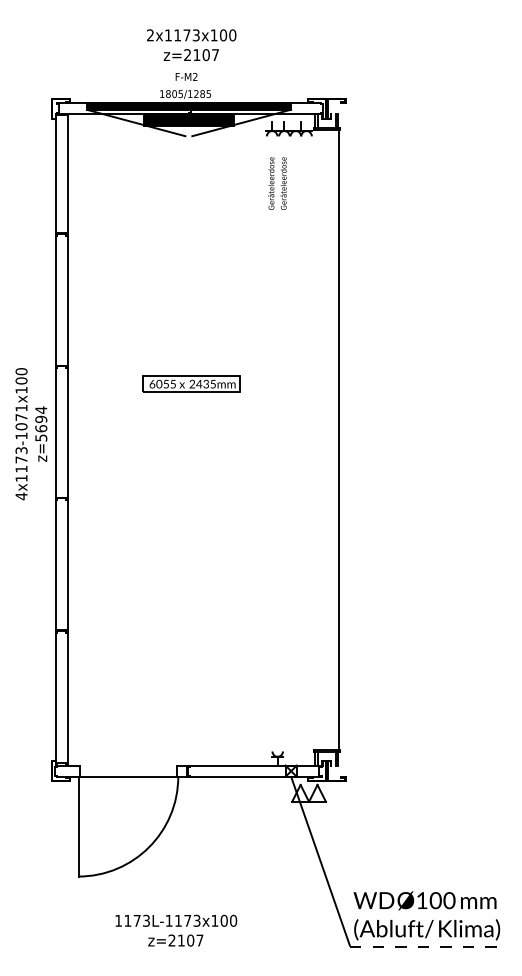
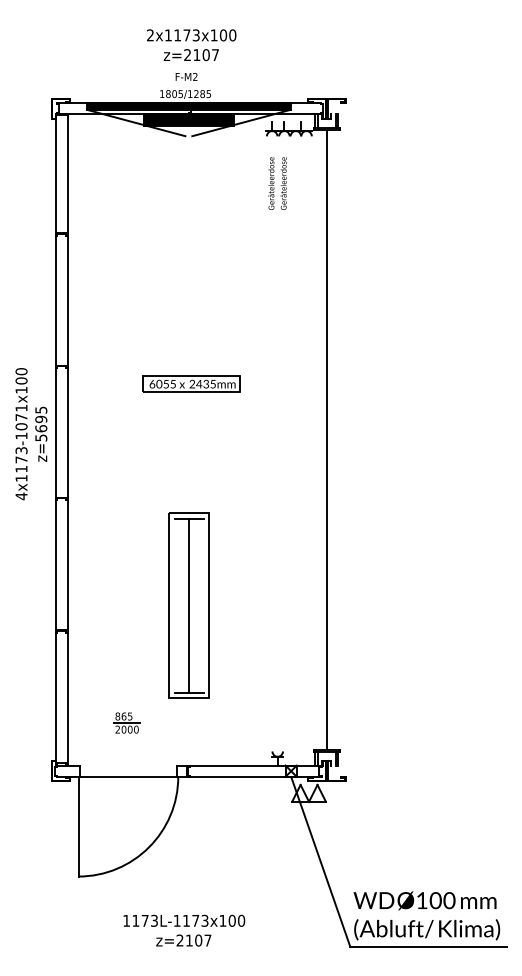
text: z=5694 -> z=5695 (41, 409)
line position: (338, 439) -> (326, 439) (326, 439)
part: none -> present (188, 605)
part: none -> present (126, 722)
text position: (176, 930) -> (184, 930) (184, 930)
line: dashed -> solid (428, 946)
